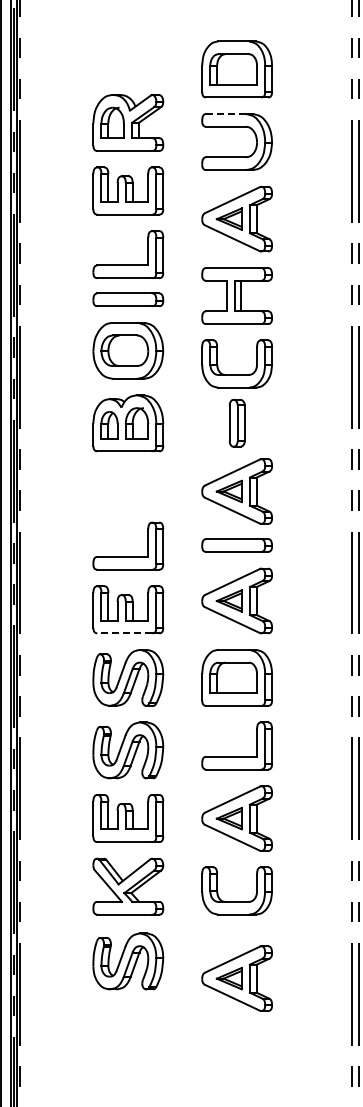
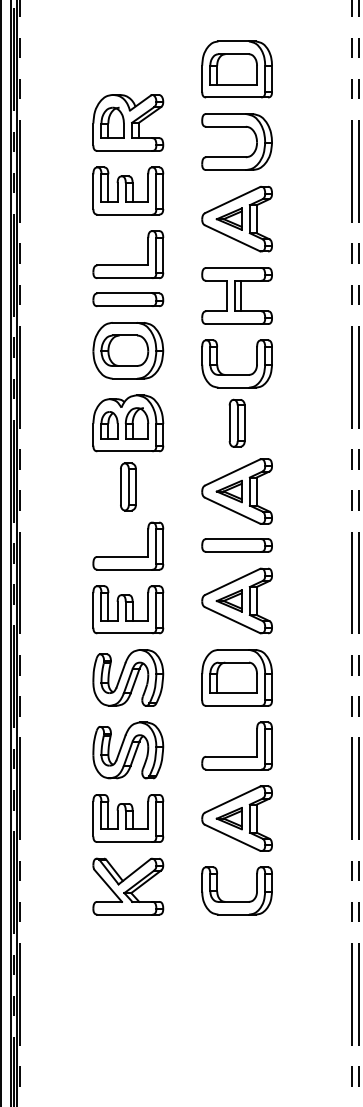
line: dashed -> solid (226, 114)
part: none -> present (128, 486)
line: dashed -> solid (124, 633)
part: present -> none (128, 961)
part: present -> none (236, 978)
